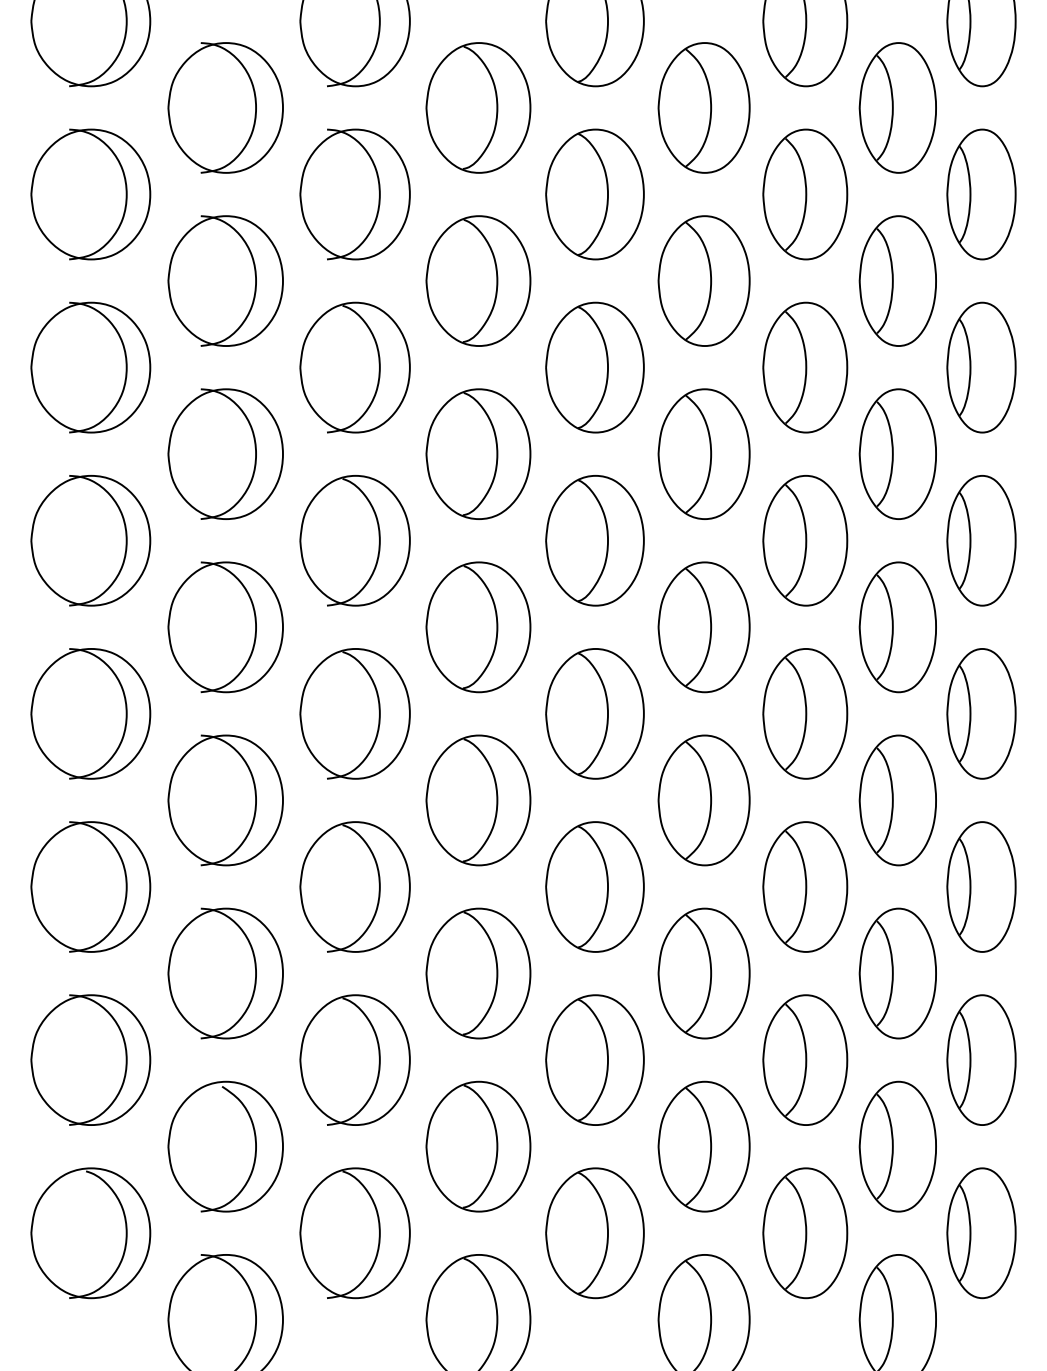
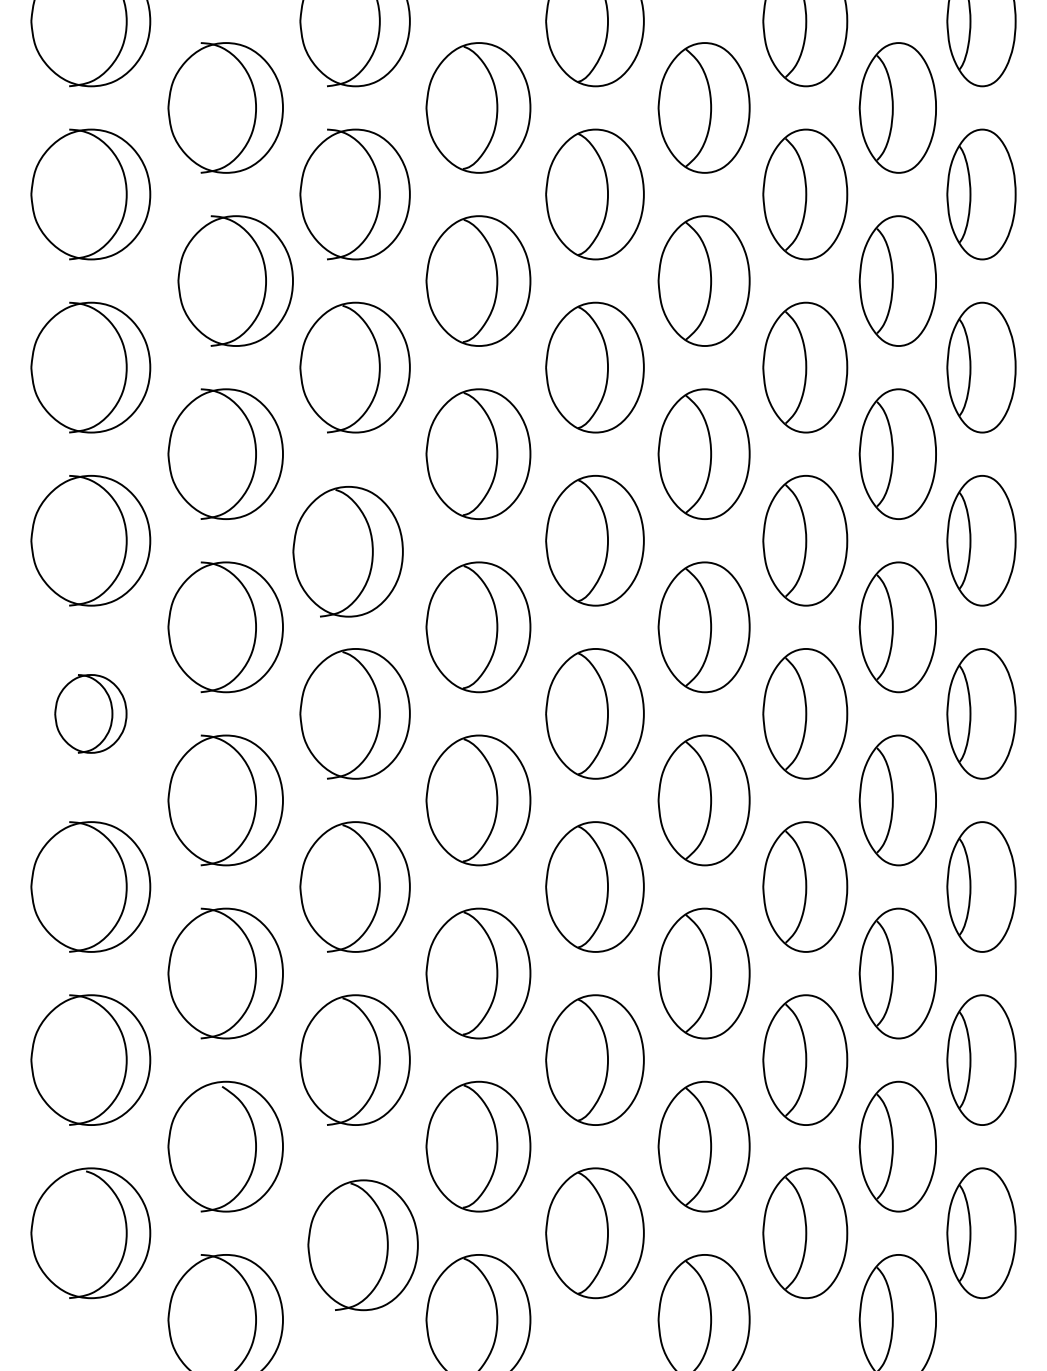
part position: (225, 280) -> (235, 280) (235, 280)
part position: (354, 540) -> (347, 551) (347, 551)
part size: 122x132 px -> 74x80 px (90, 713)
part position: (354, 1233) -> (362, 1245) (362, 1245)
